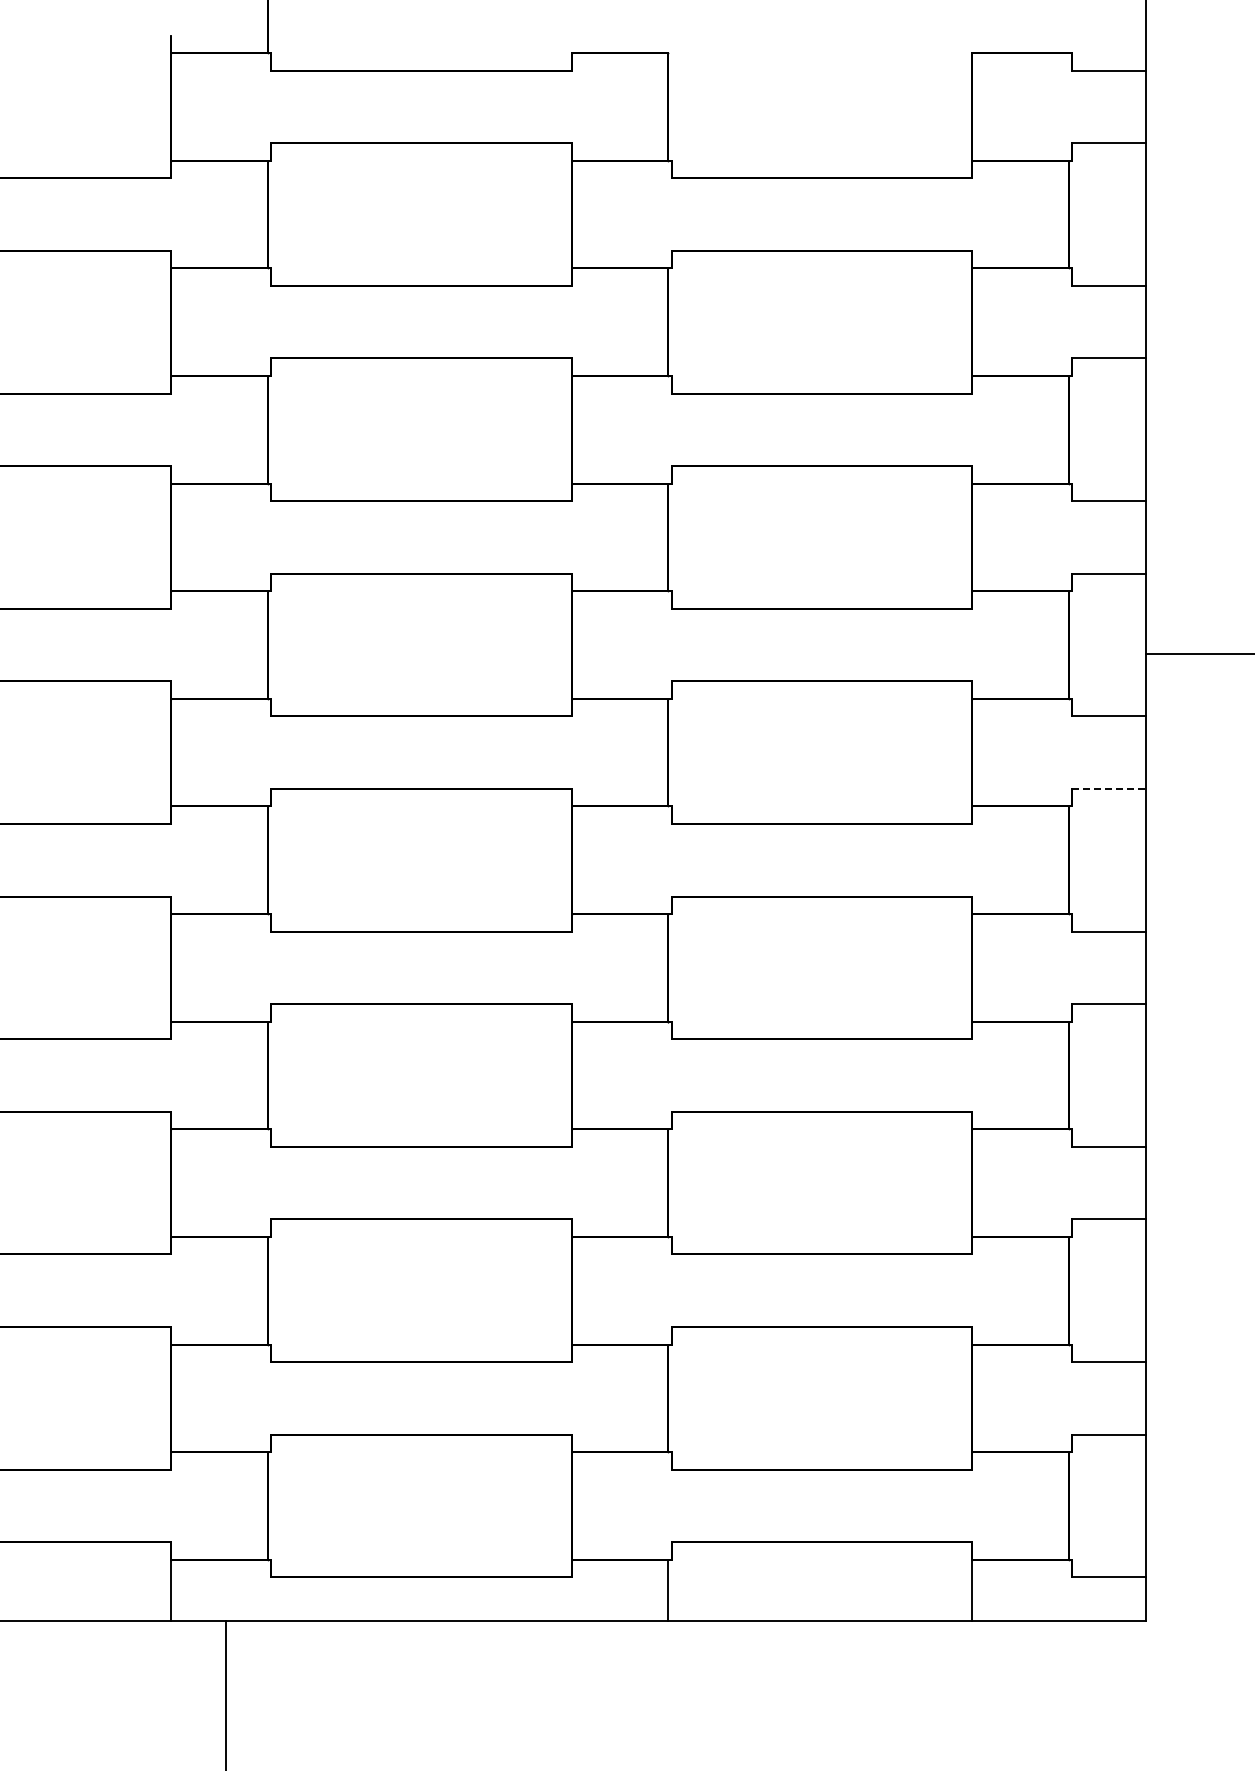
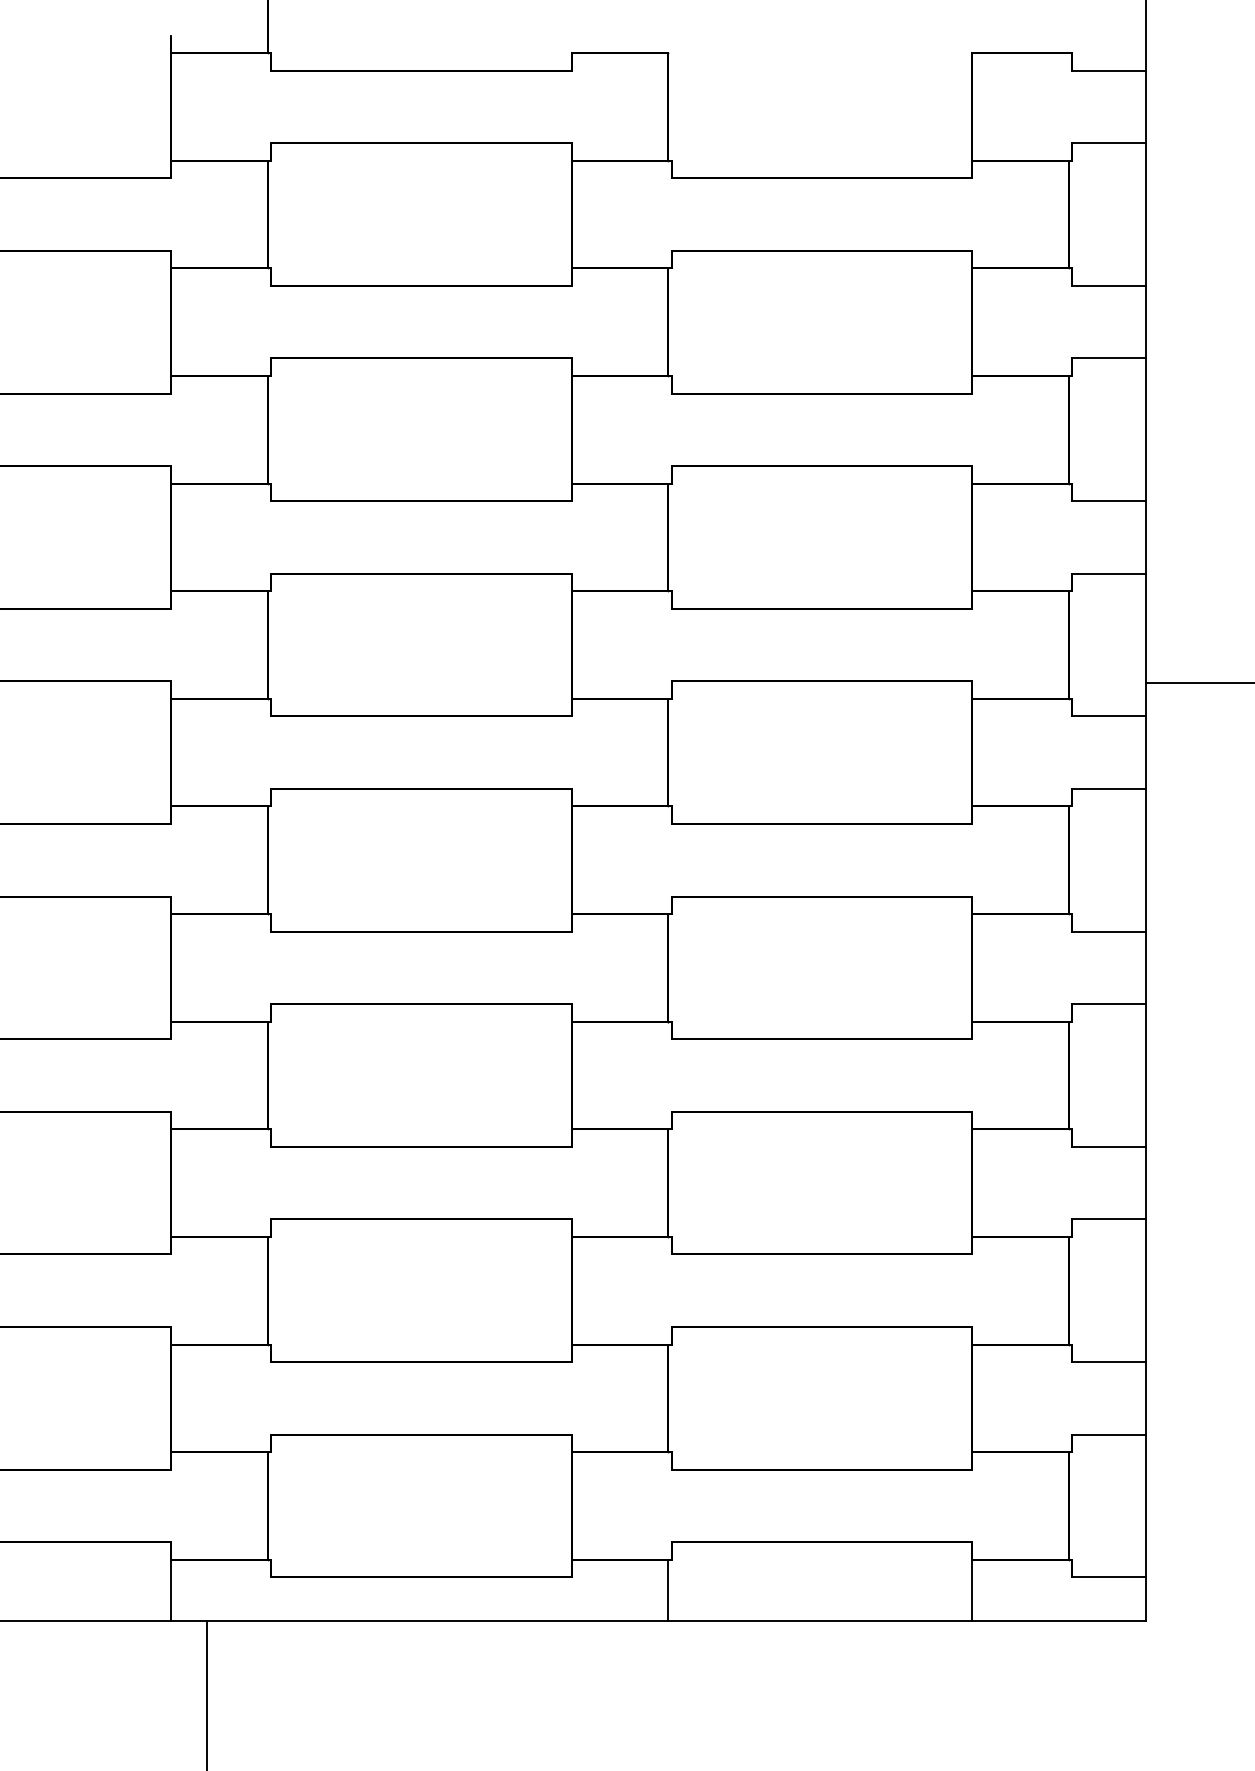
line position: (1198, 653) -> (1198, 682) (1198, 682)
line: dashed -> solid (1109, 788)
line position: (226, 1694) -> (207, 1694) (207, 1694)
